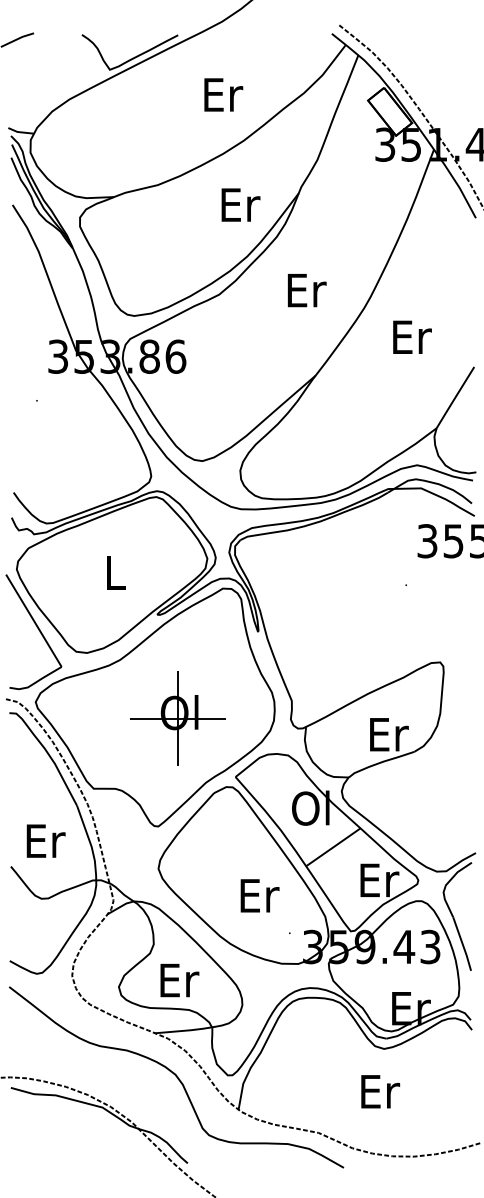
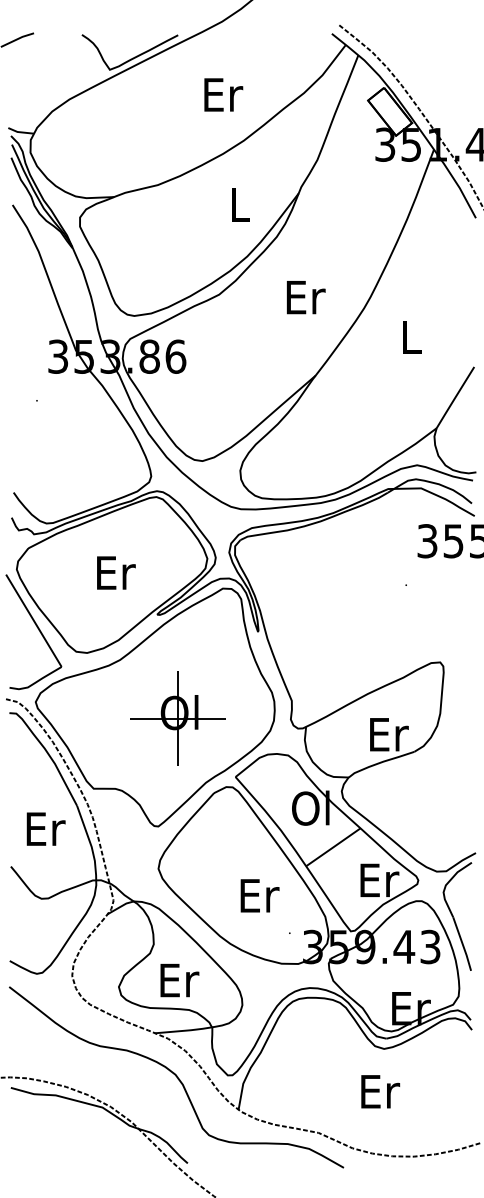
text: Er -> L (240, 204)
text position: (307, 290) -> (306, 297) (306, 297)
text: Er -> L (412, 336)
text: L -> Er (116, 572)
text position: (45, 840) -> (45, 828) (45, 828)
